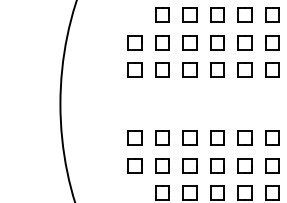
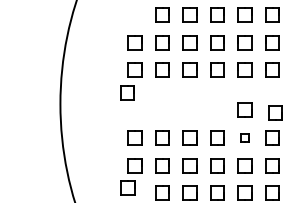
part: none -> present (127, 92)
part: none -> present (244, 109)
part: none -> present (275, 112)
part size: 16x16 px -> 10x10 px (244, 137)
part: none -> present (127, 187)
